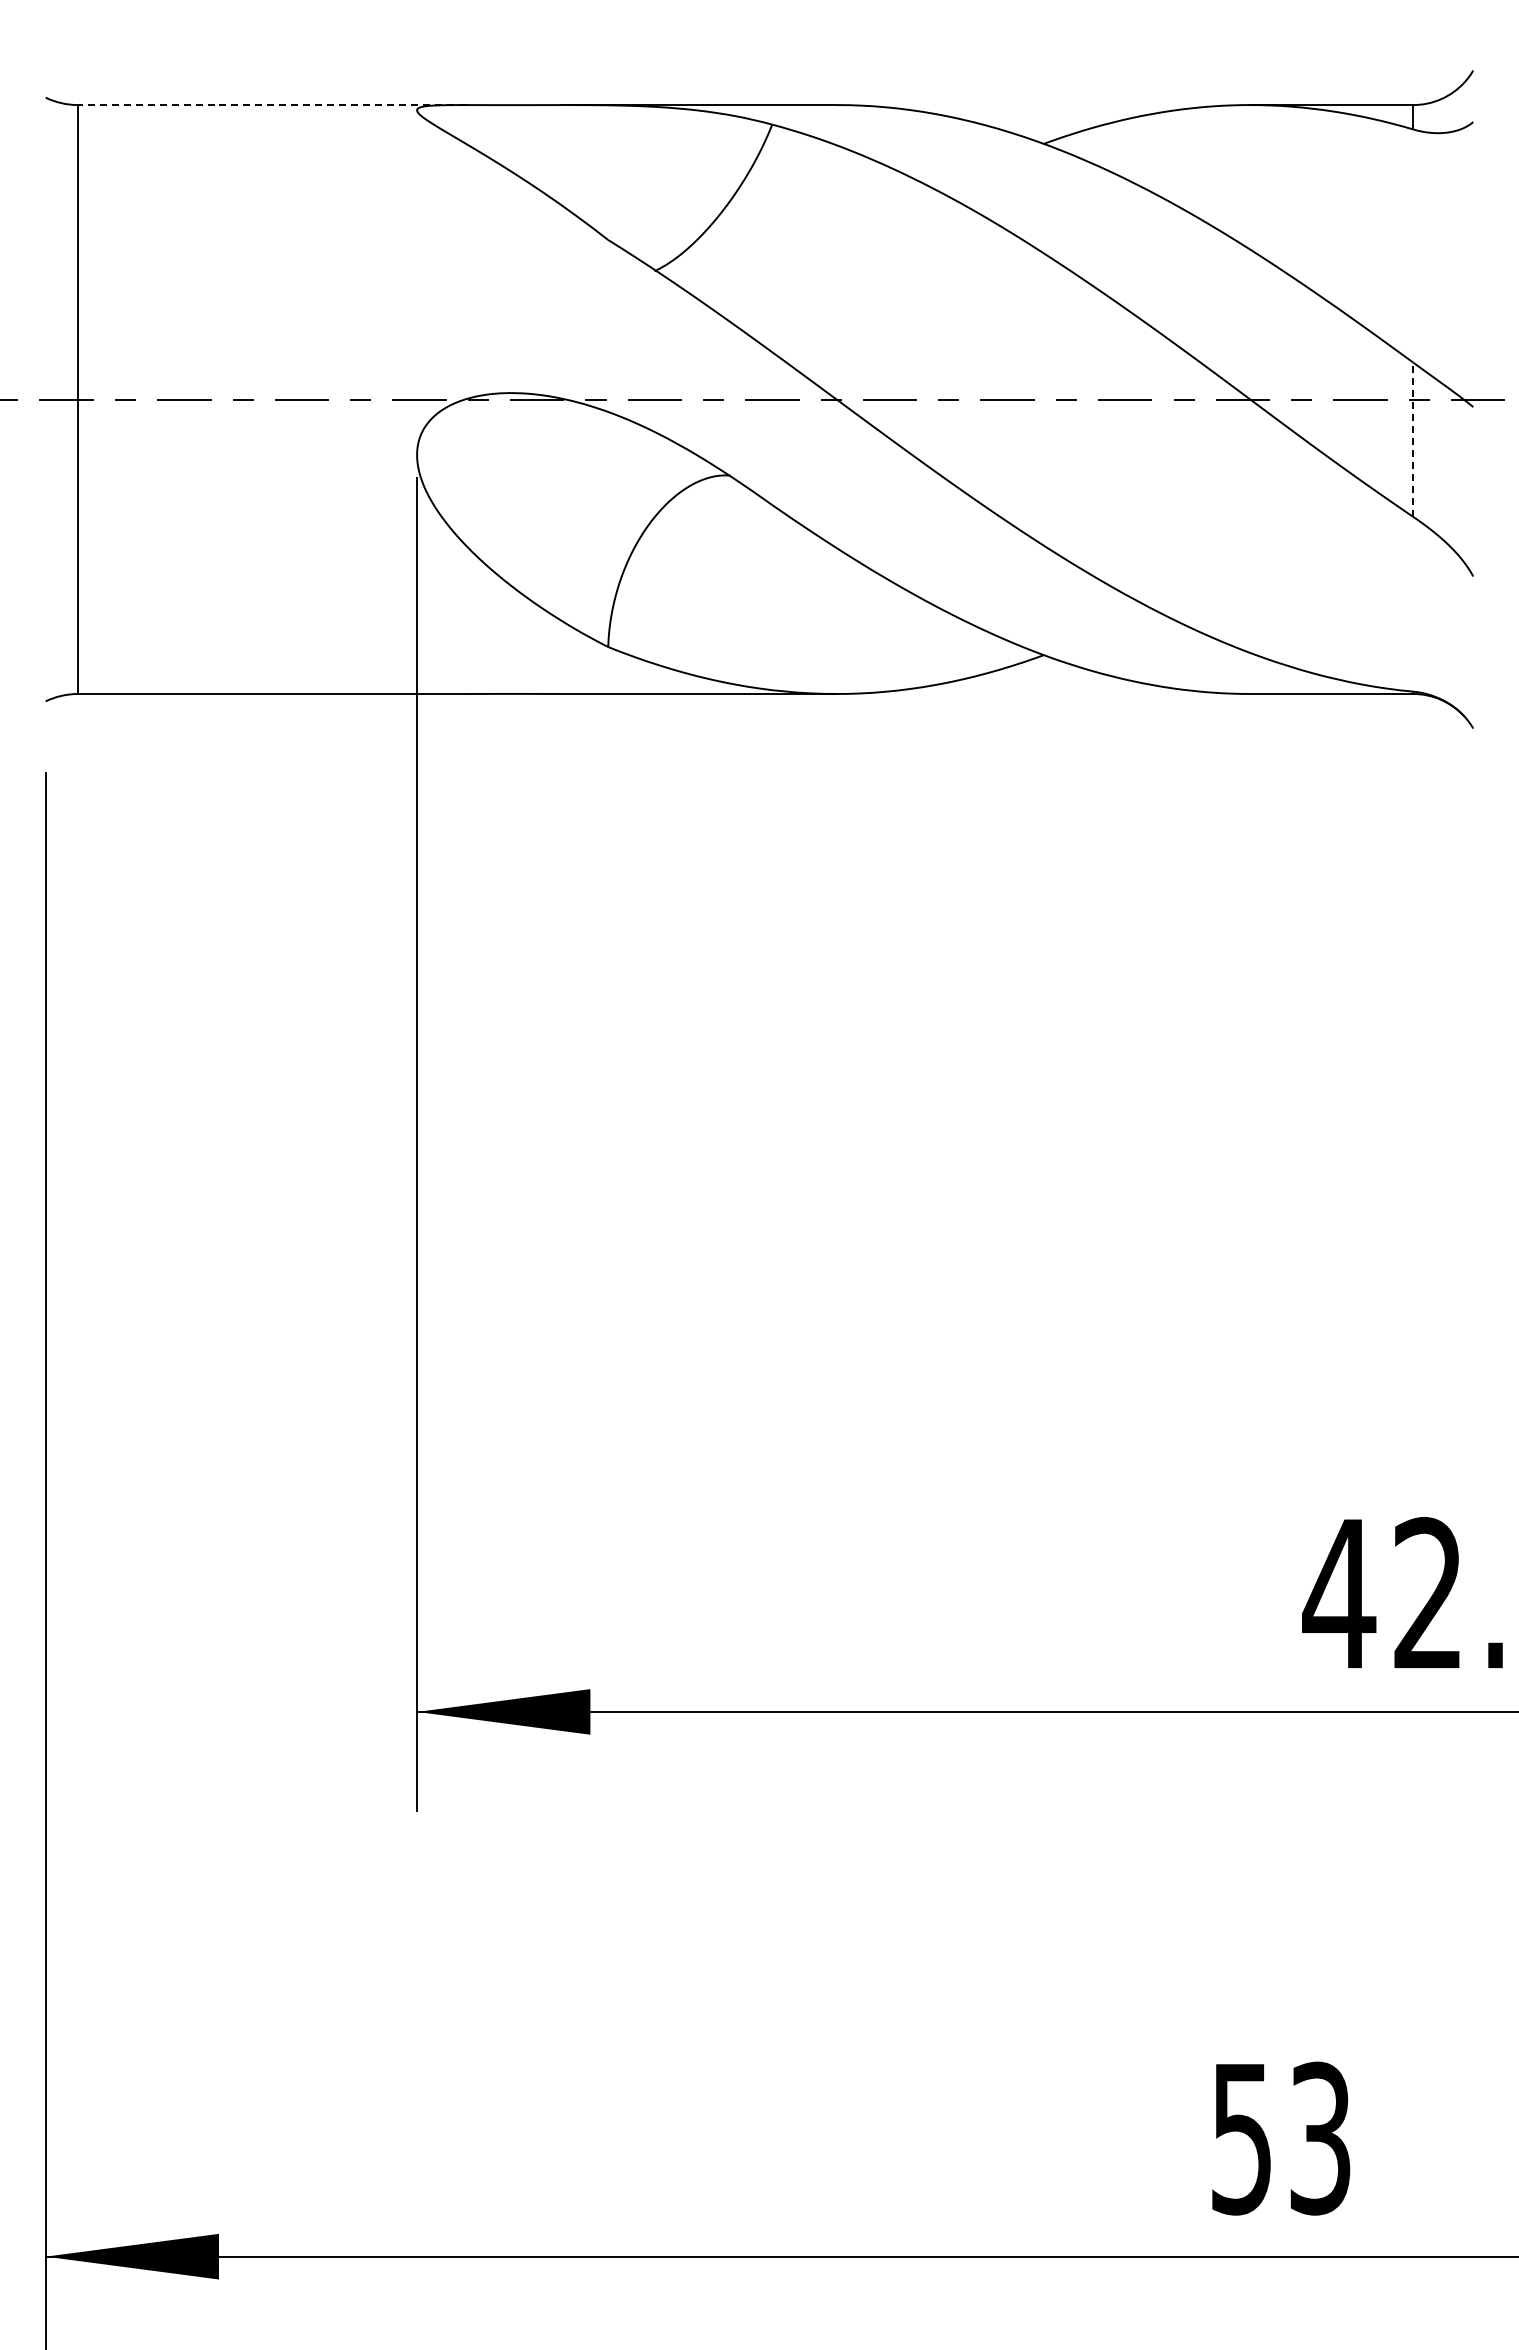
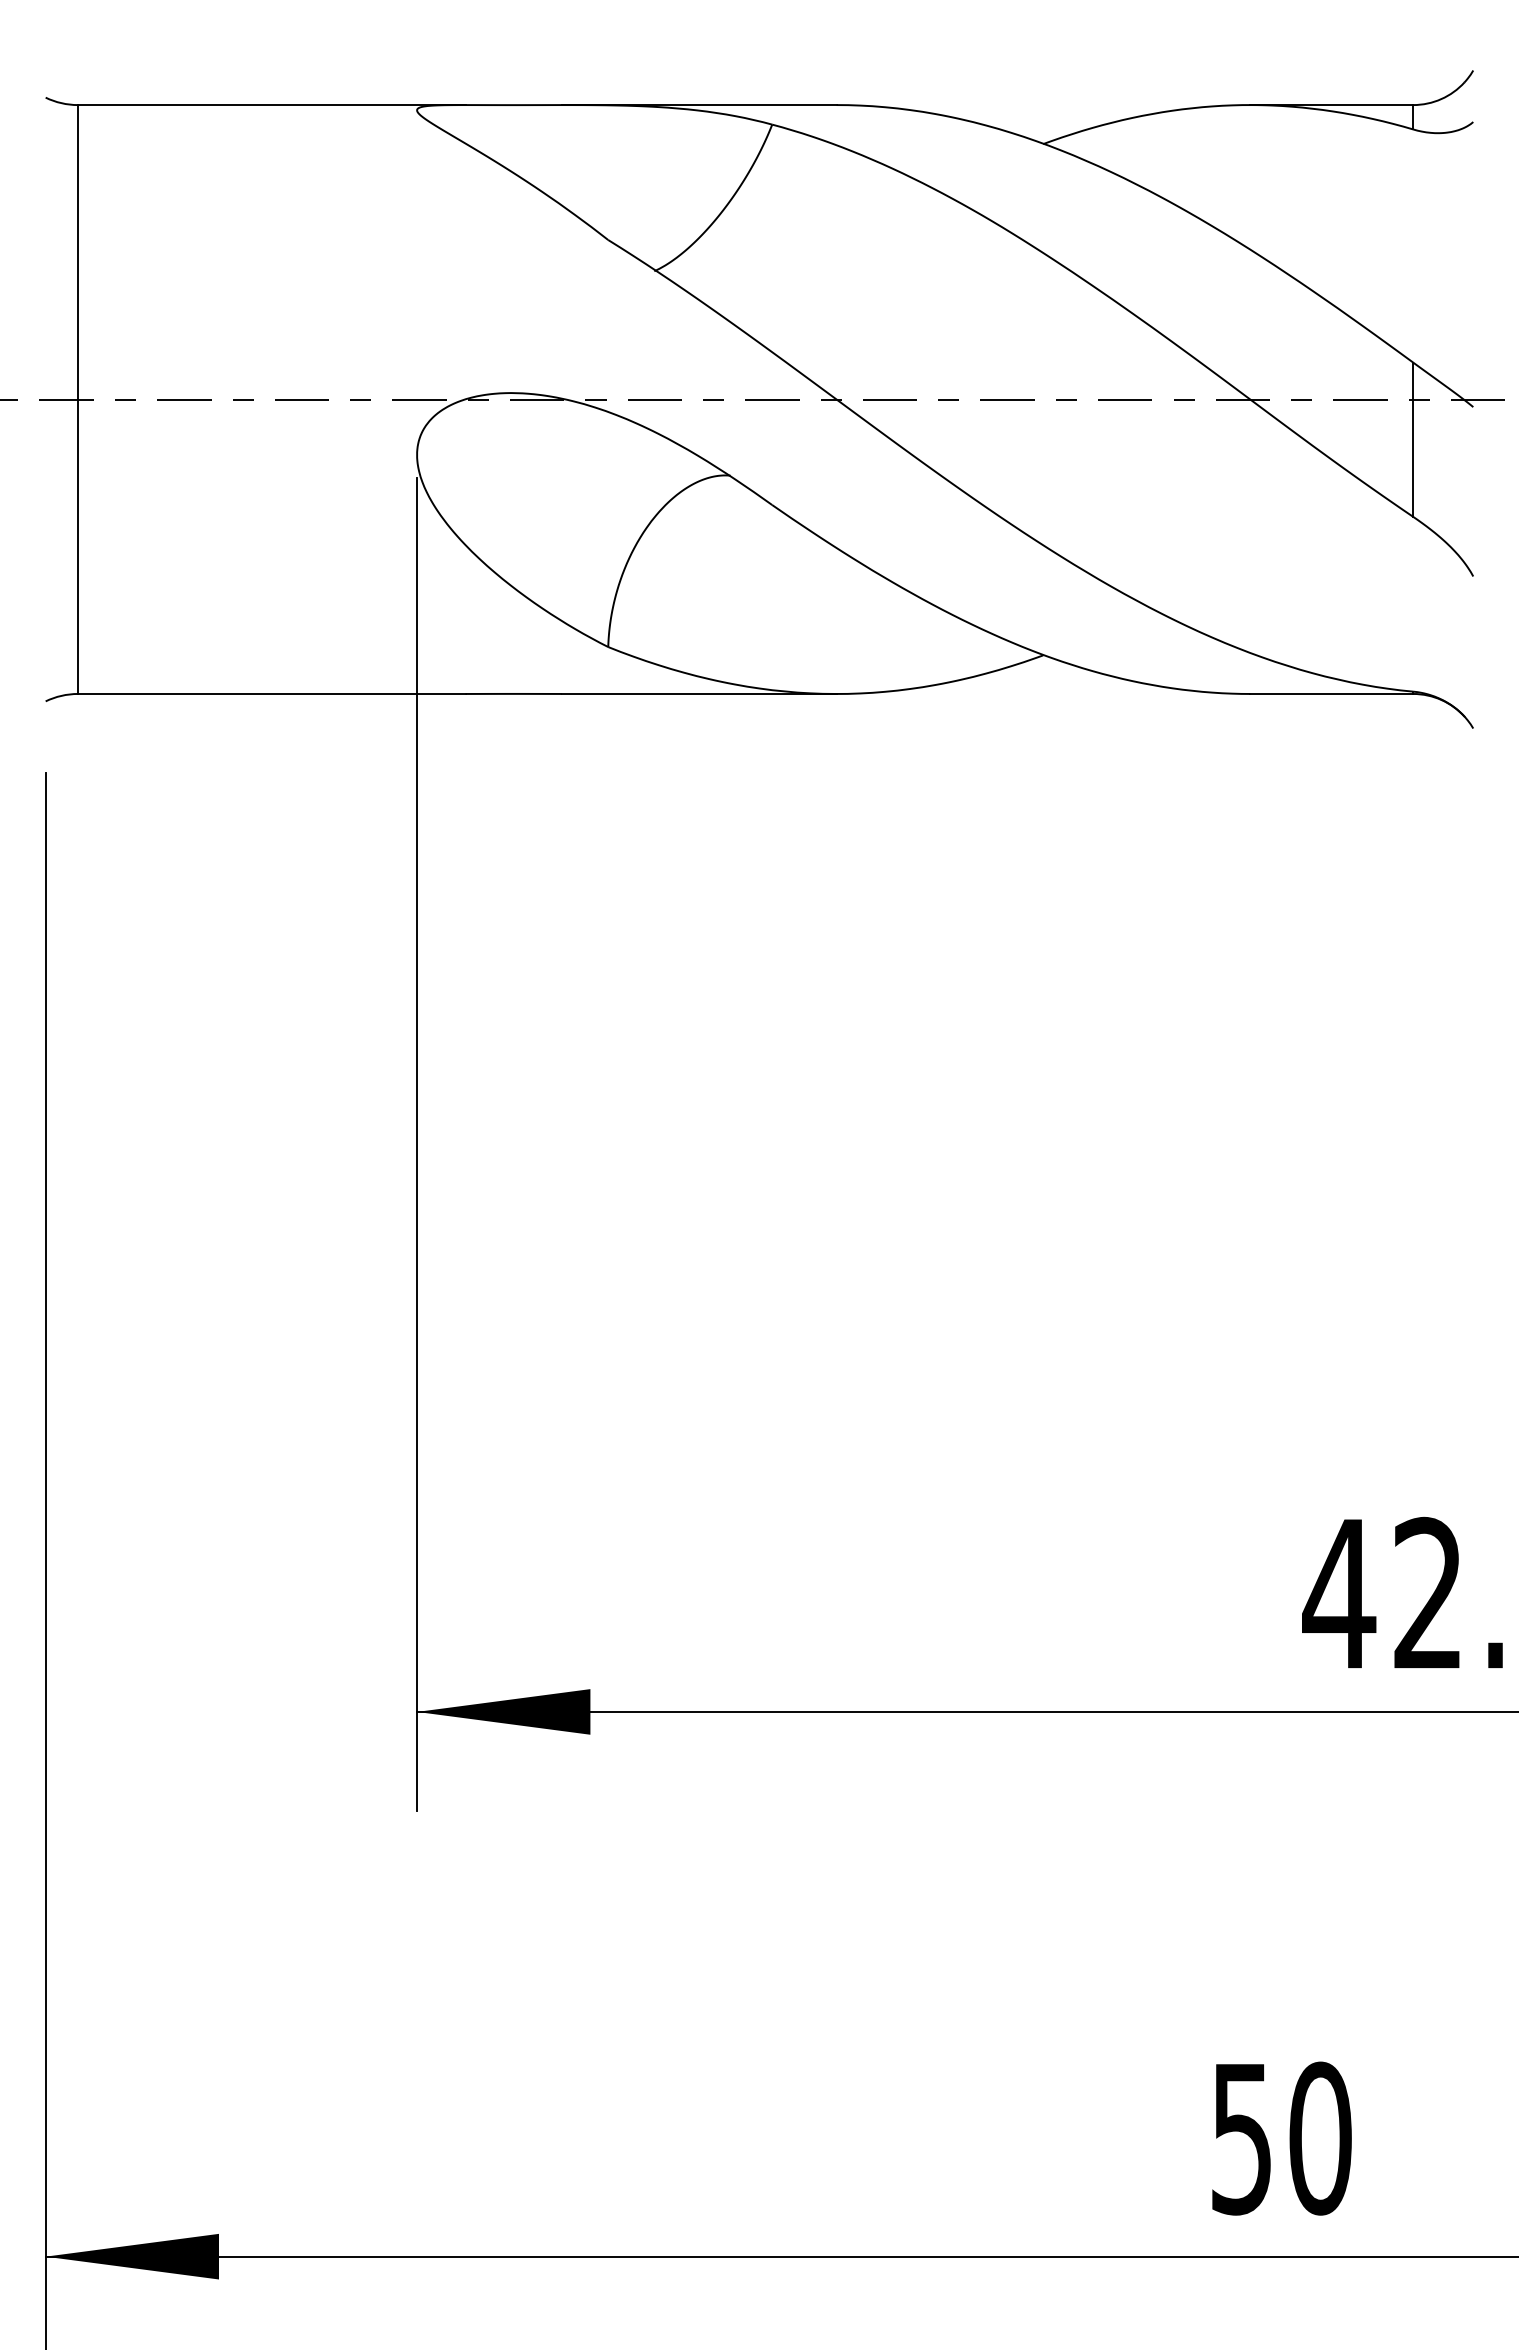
line: dashed -> solid (271, 105)
line: dashed -> solid (1413, 439)
text: 53 -> 50 (1320, 2138)
